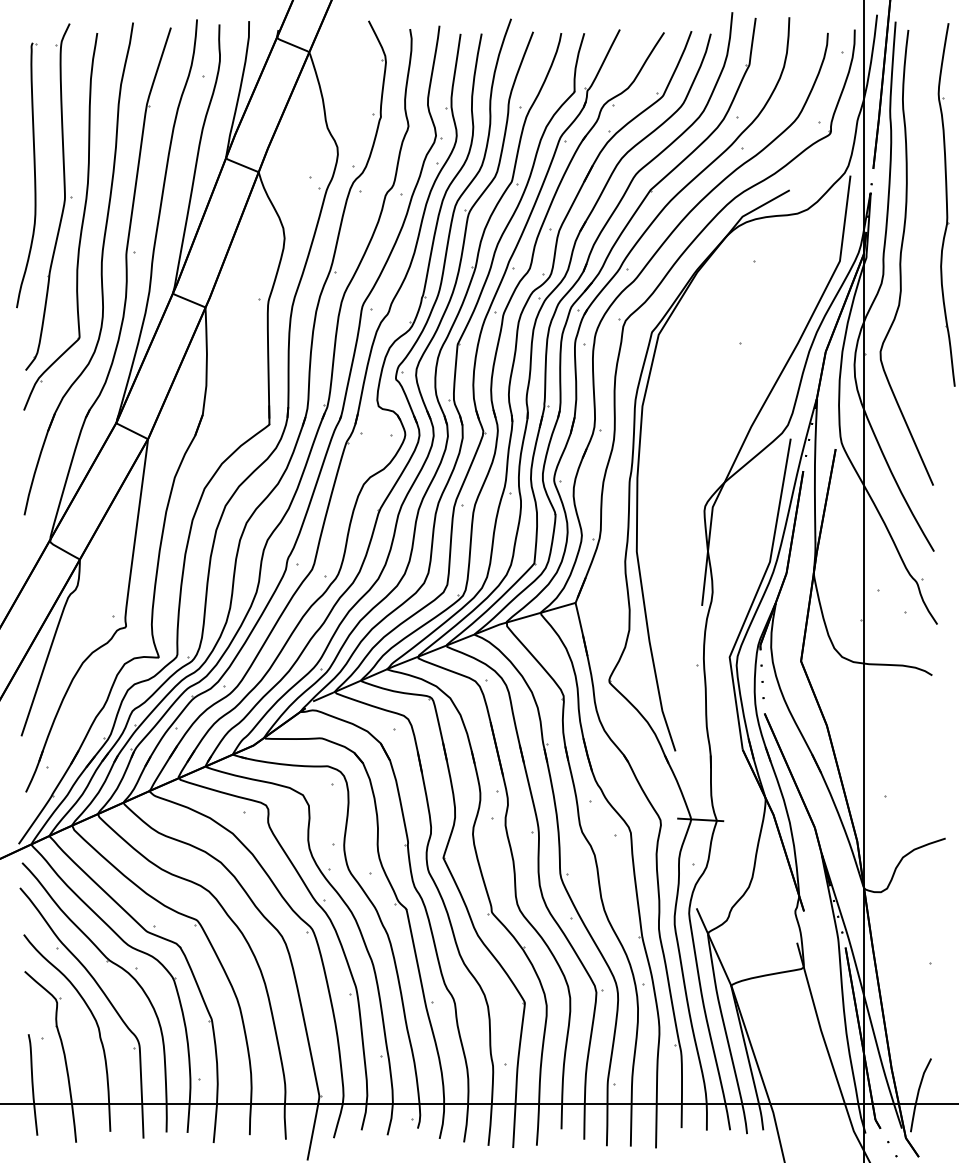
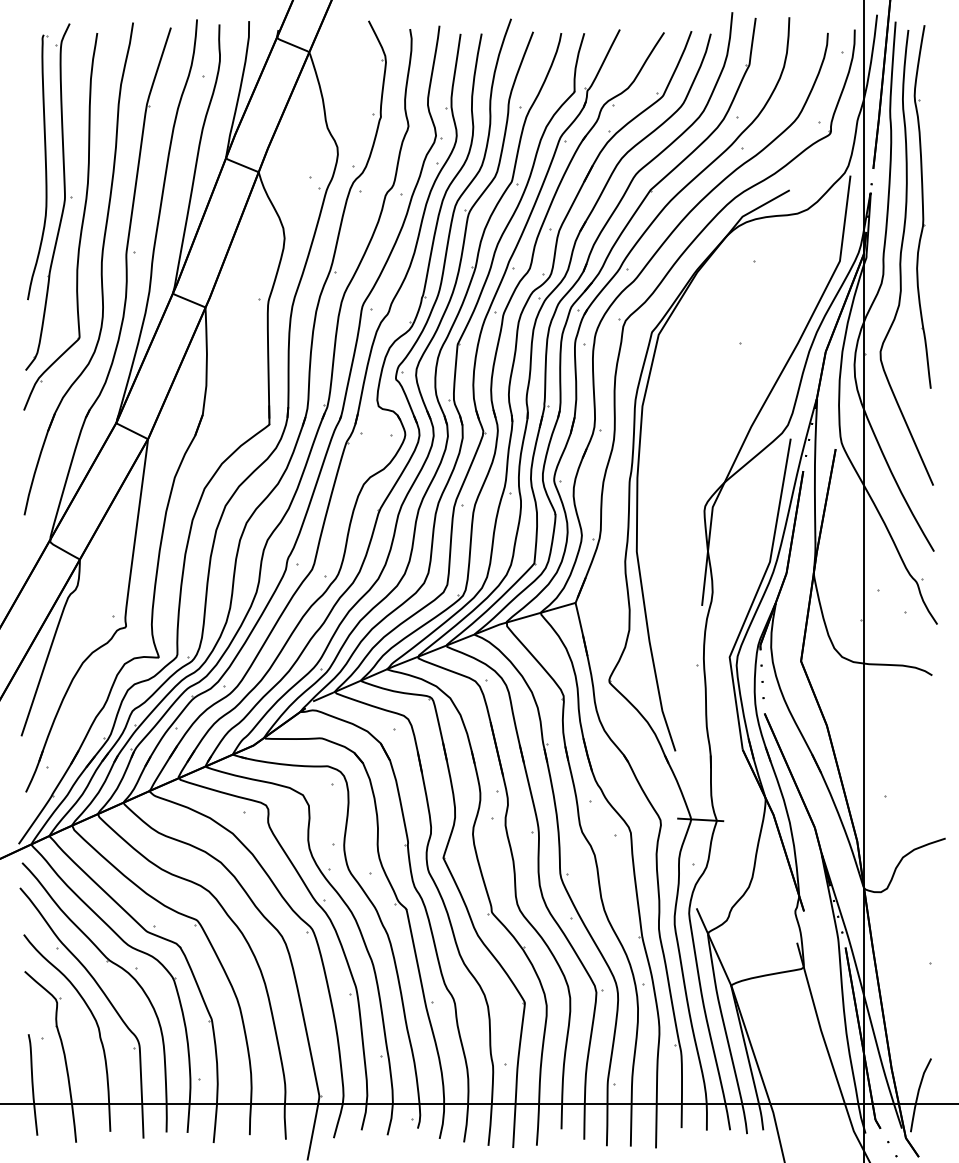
part position: (34, 175) -> (45, 167) (45, 167)
part position: (946, 204) -> (922, 206) (922, 206)
